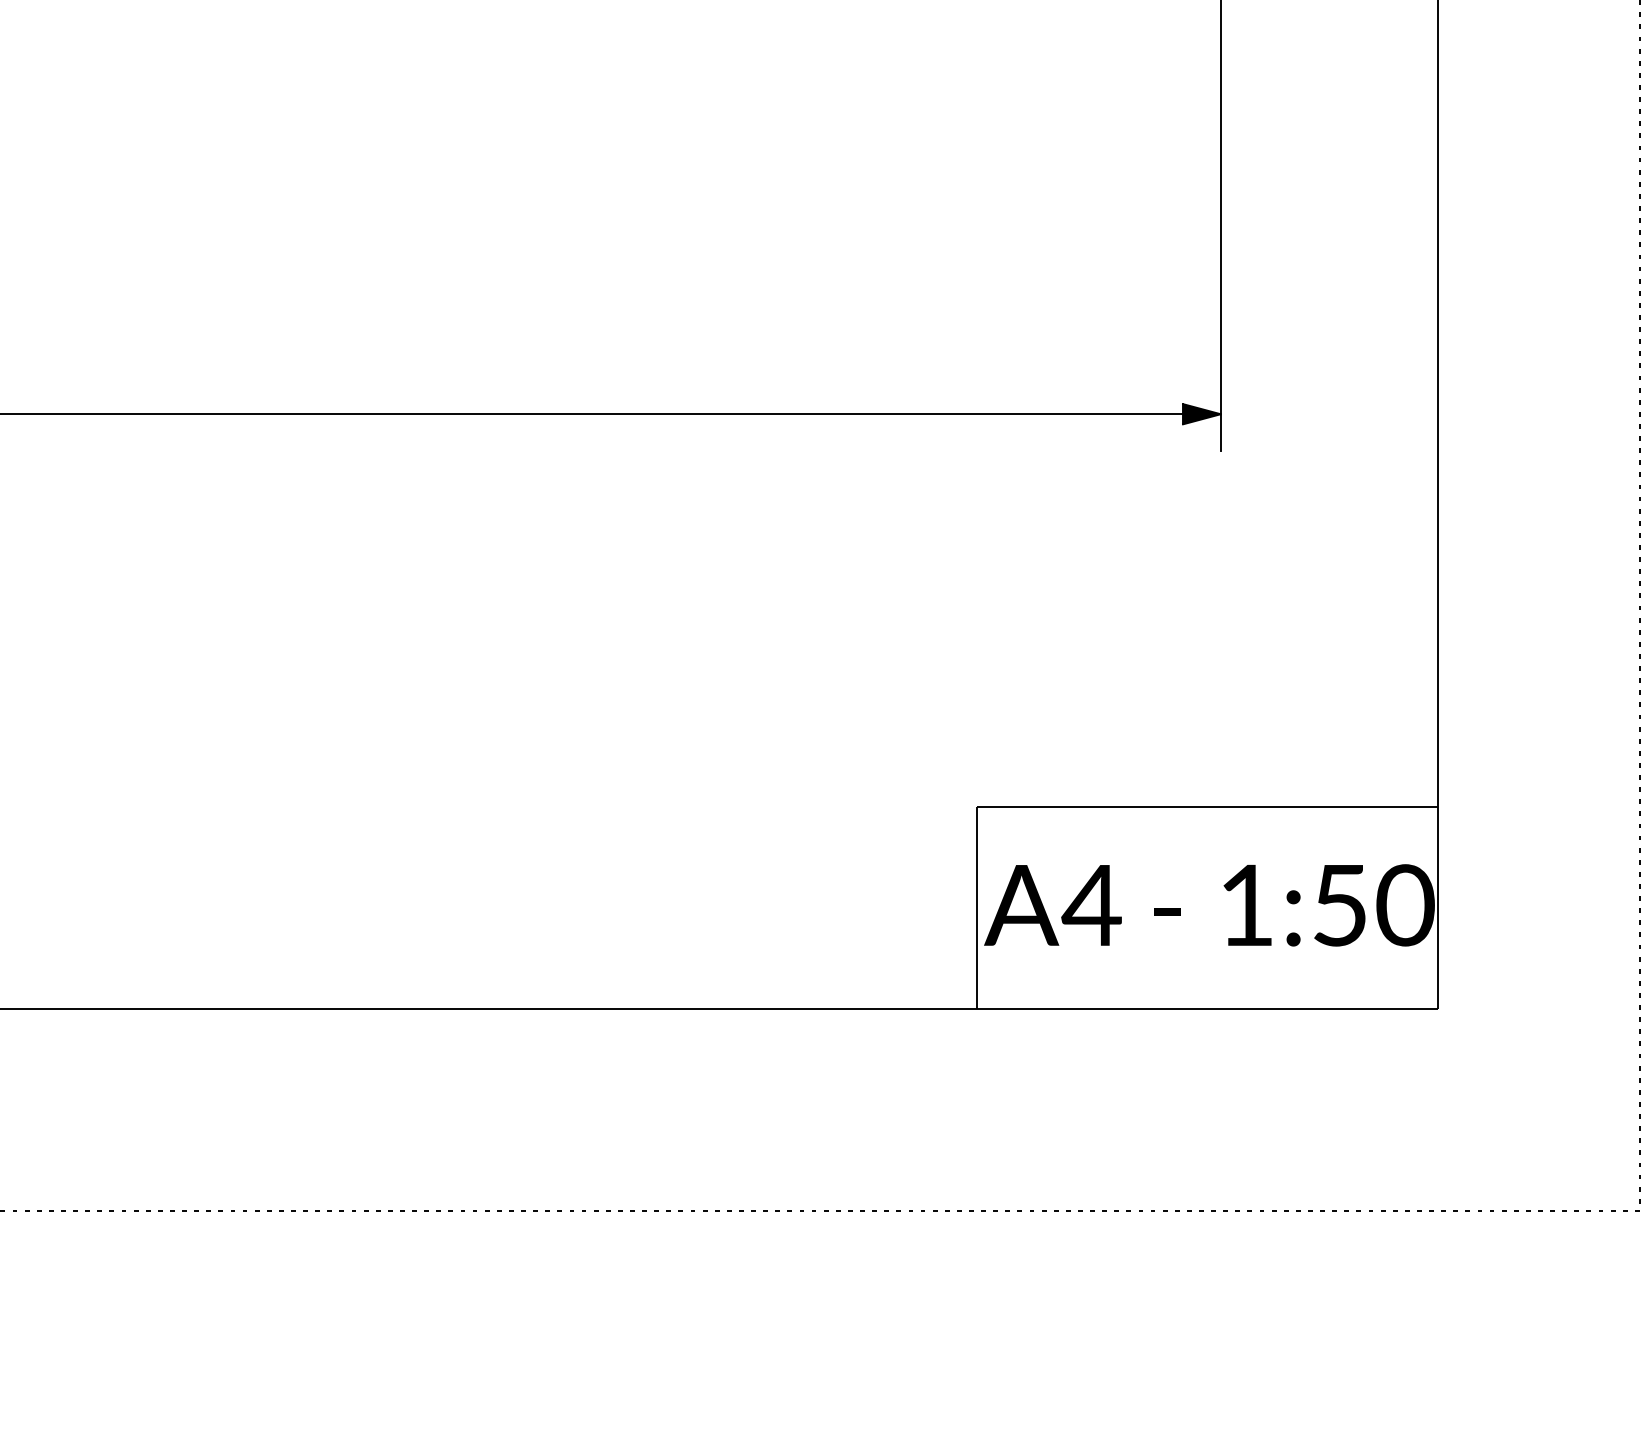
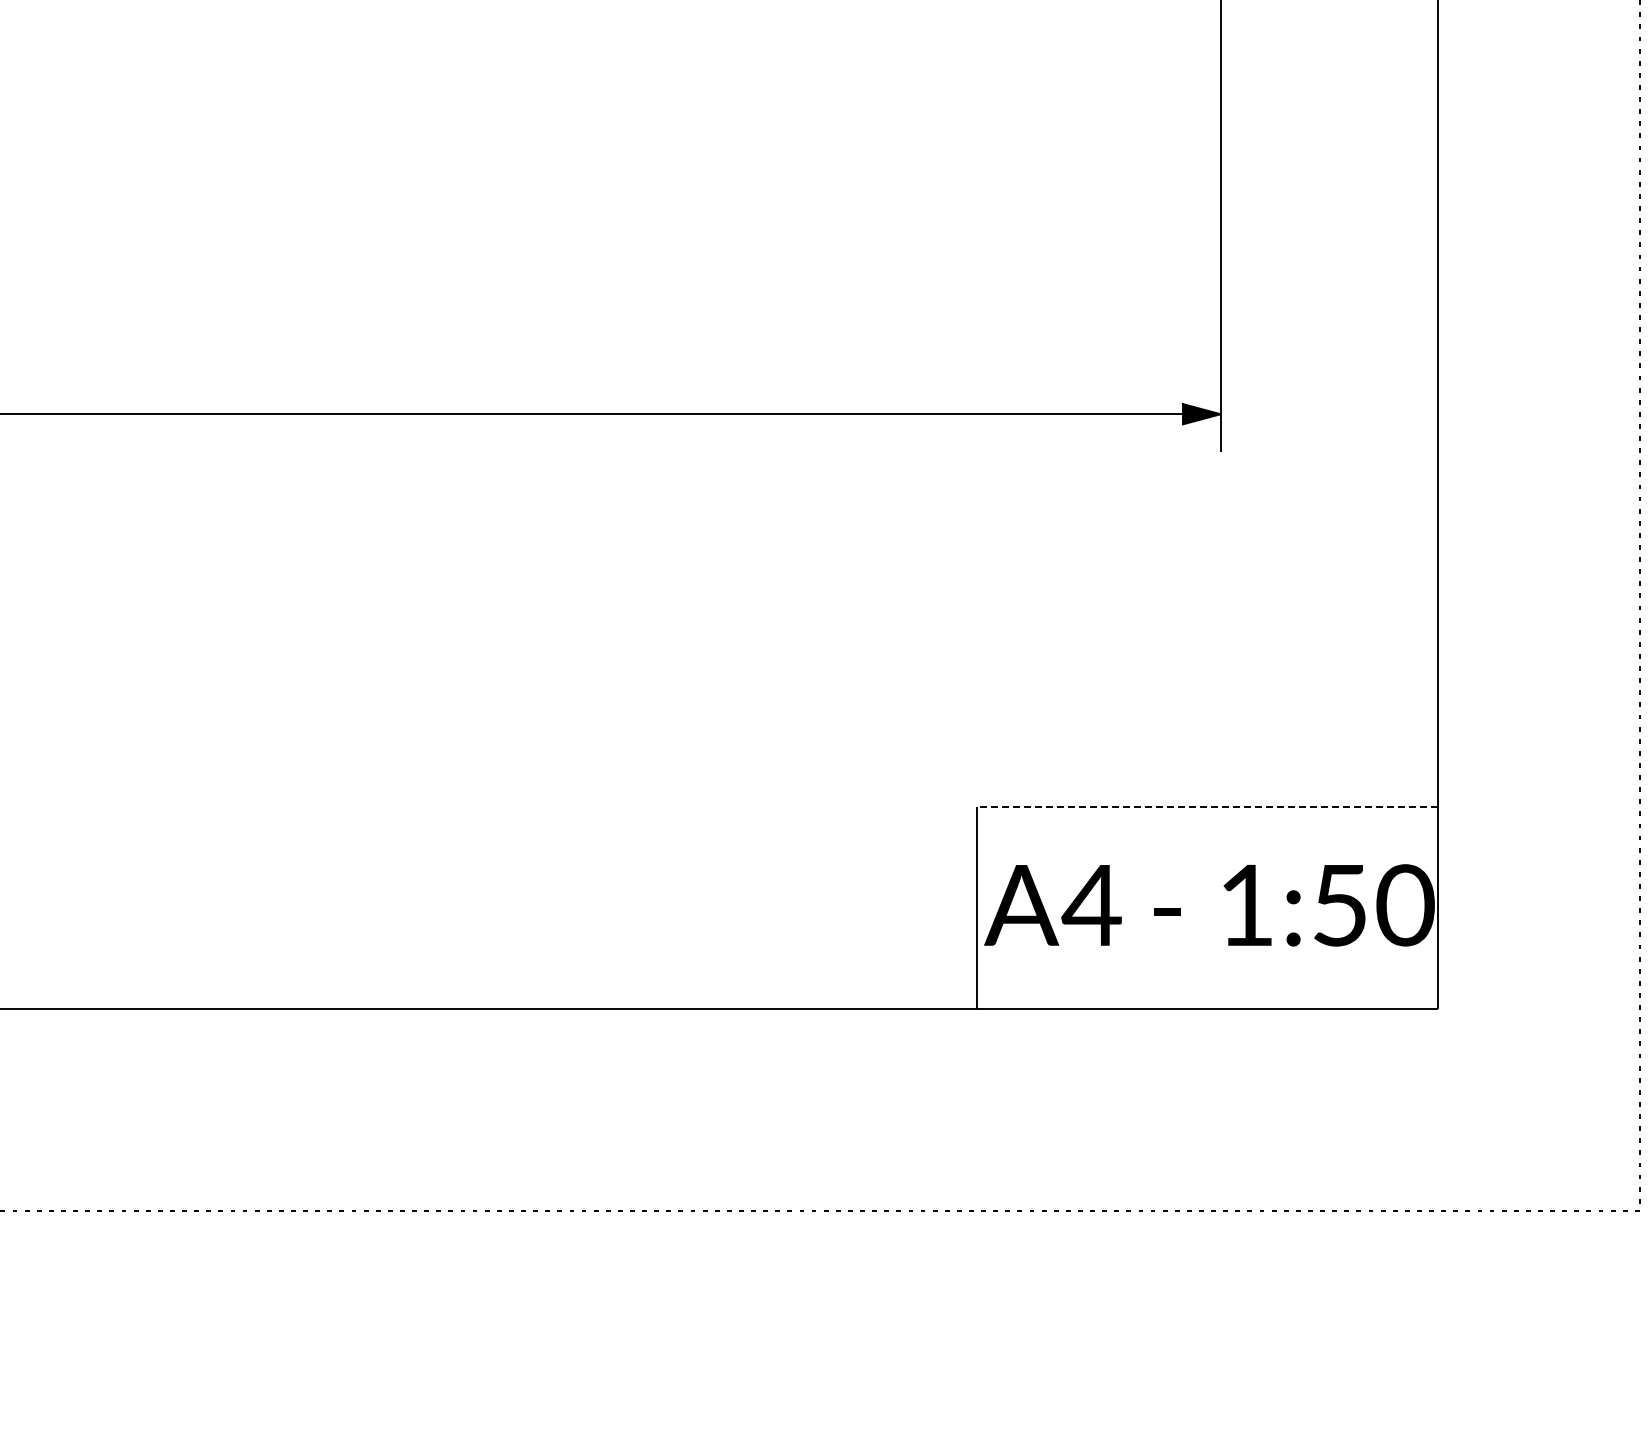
line: solid -> dashed (1207, 807)
